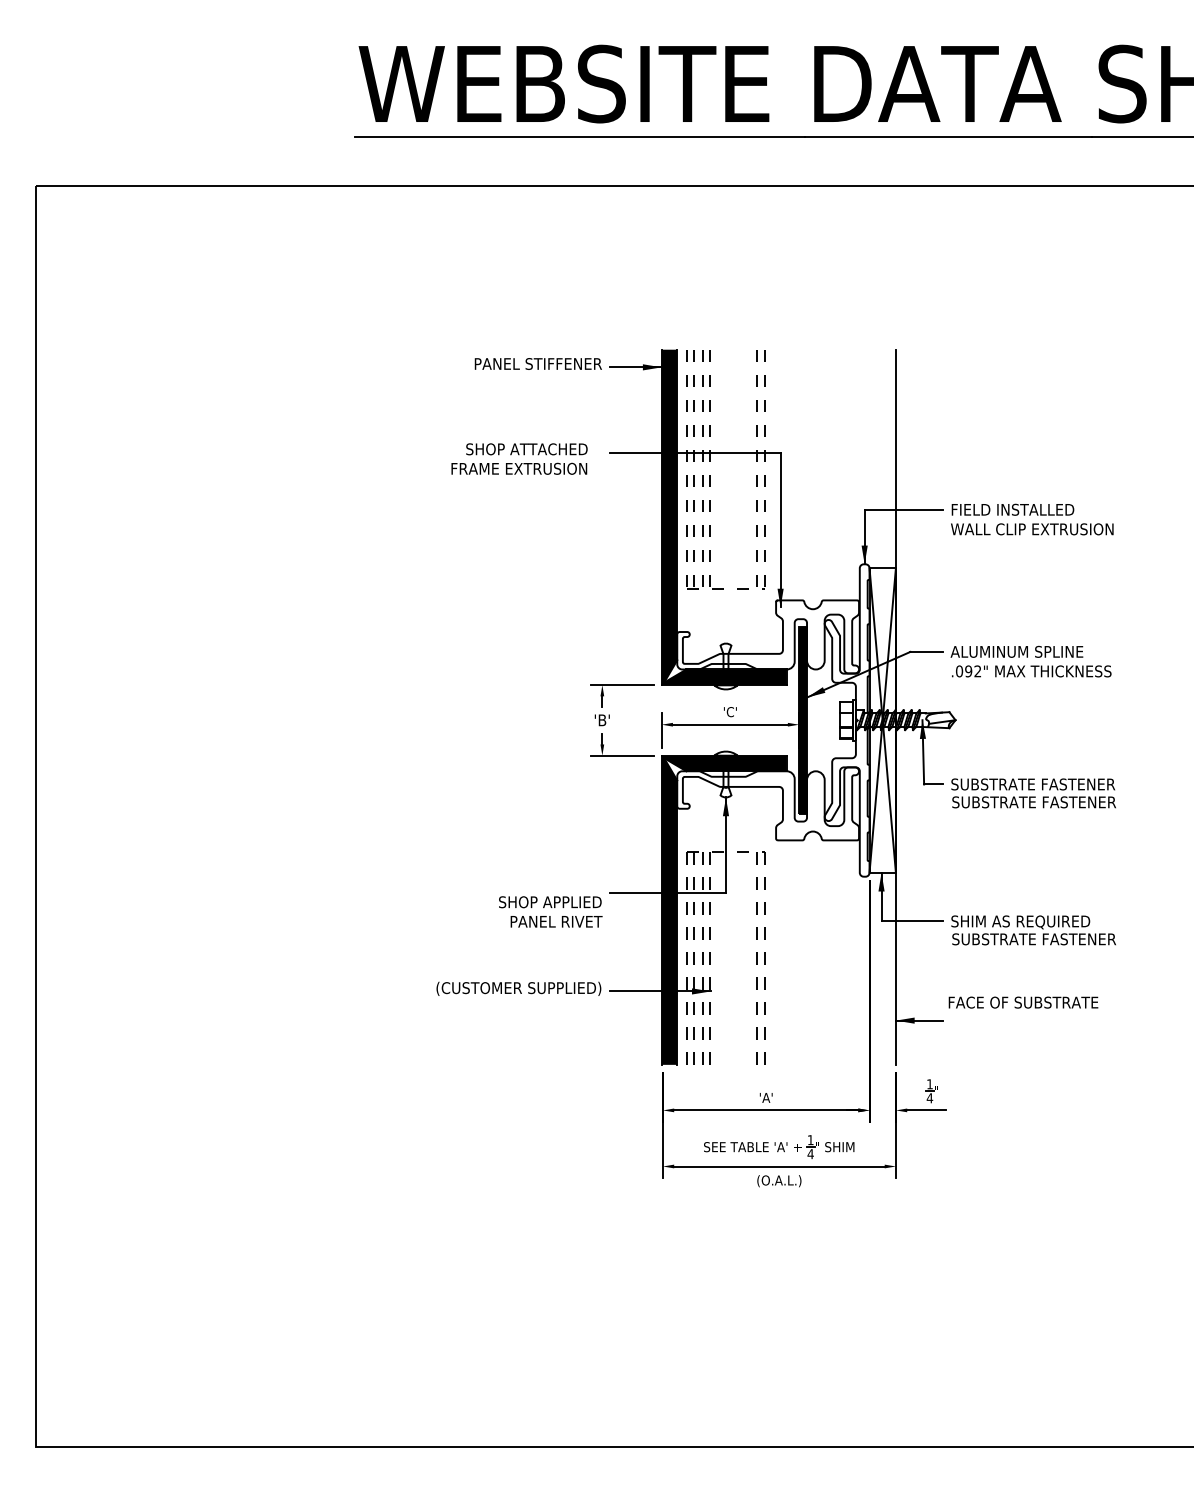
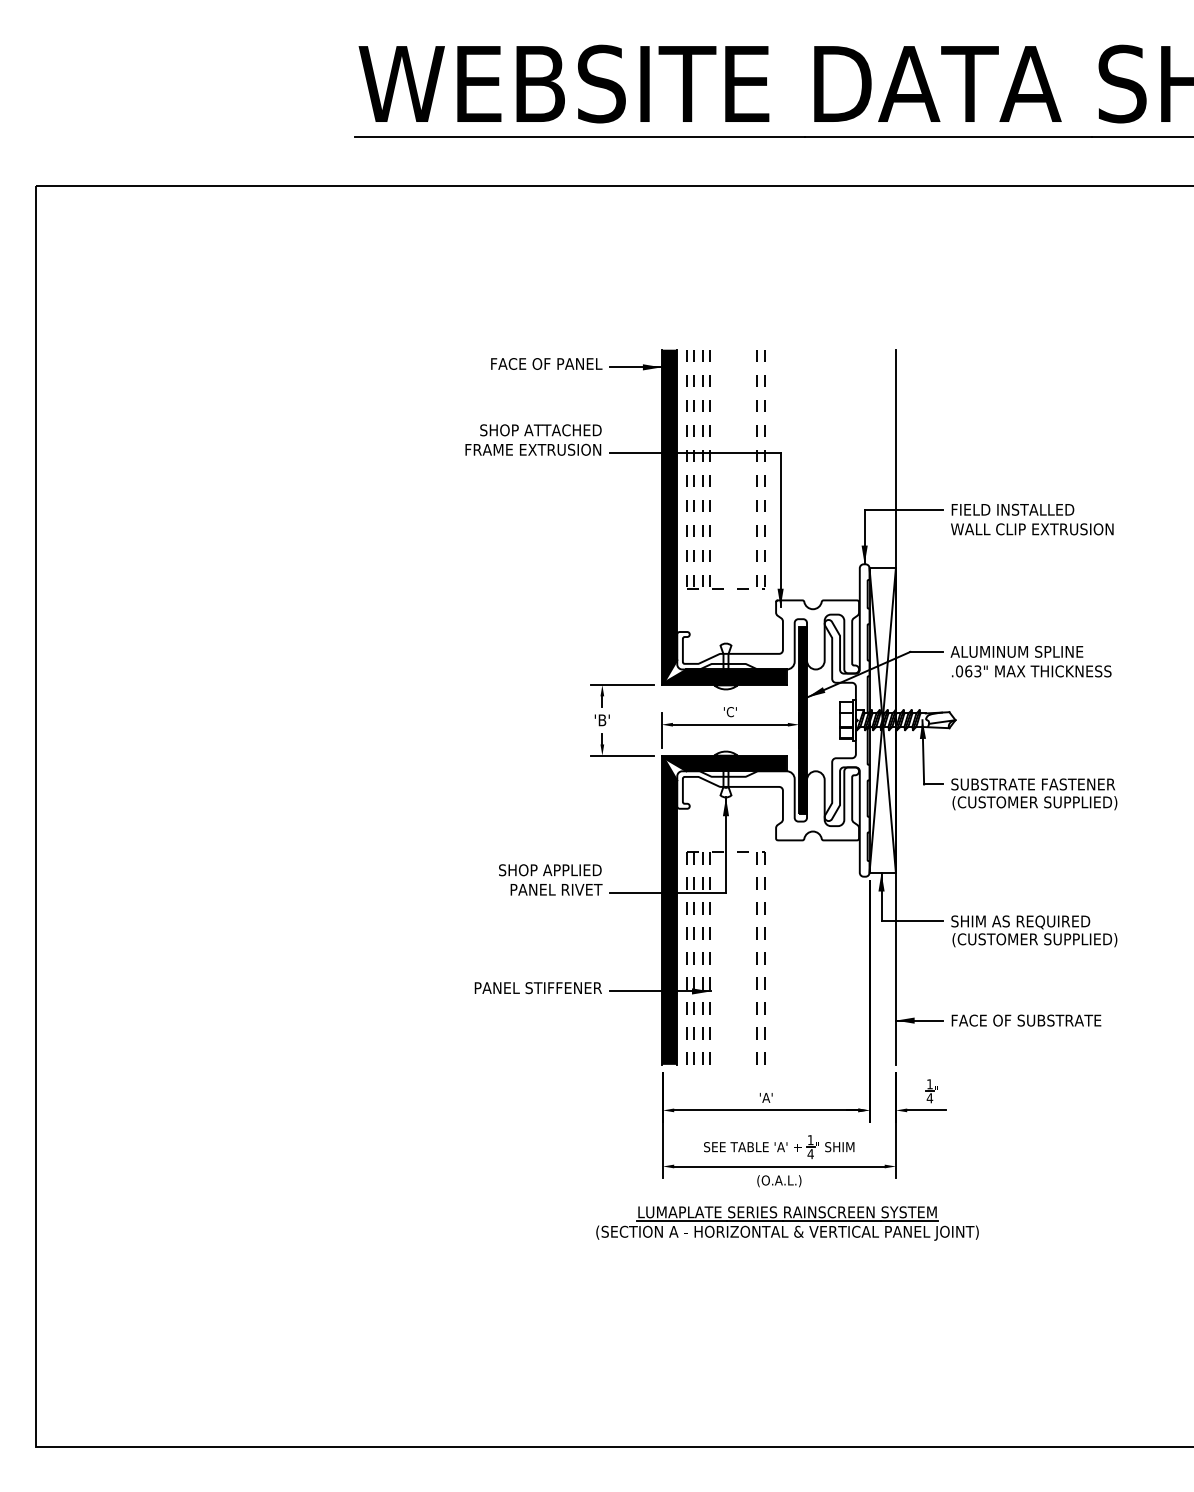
text: PANEL STIFFENER -> FACE OF PANEL (538, 363)
text position: (519, 458) -> (533, 439) (533, 439)
text: .092" -> .063" (973, 671)
text: SUBSTRATE FASTENER -> (CUSTOMER SUPPLIED) (1034, 803)
text position: (550, 911) -> (550, 879) (550, 879)
text: SUBSTRATE FASTENER -> (CUSTOMER SUPPLIED) (1034, 940)
text: (CUSTOMER SUPPLIED) -> PANEL STIFFENER (518, 988)
text position: (1023, 1002) -> (1026, 1020) (1026, 1020)
part: none -> present (787, 1223)
